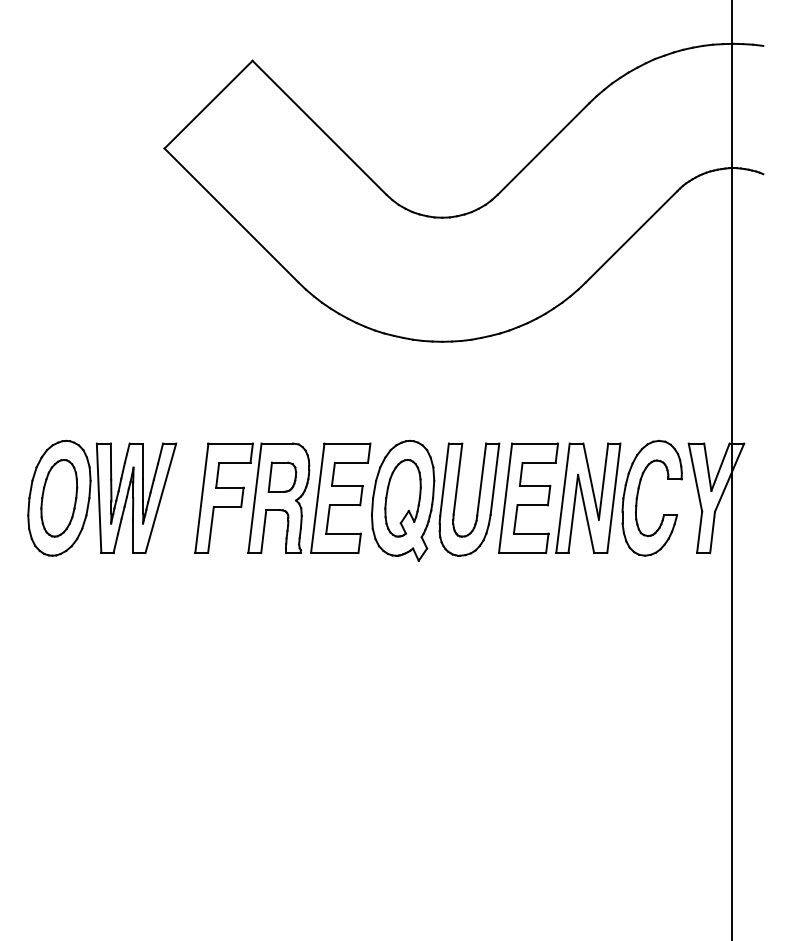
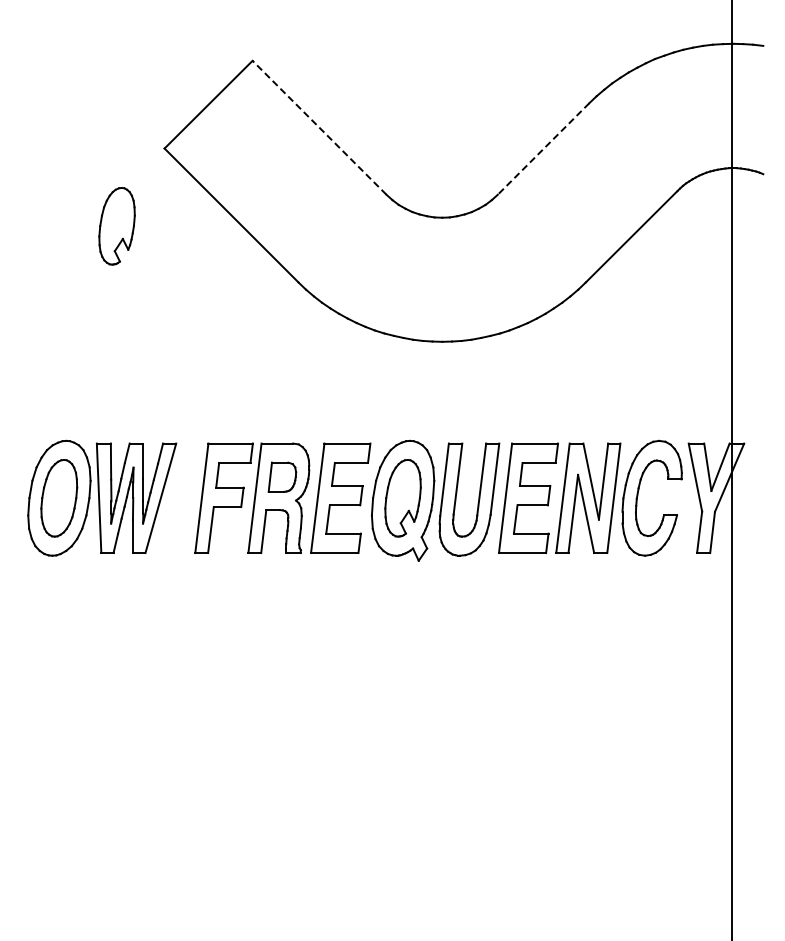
line: solid -> dashed (319, 127)
line: solid -> dashed (543, 148)
part: none -> present (116, 226)
